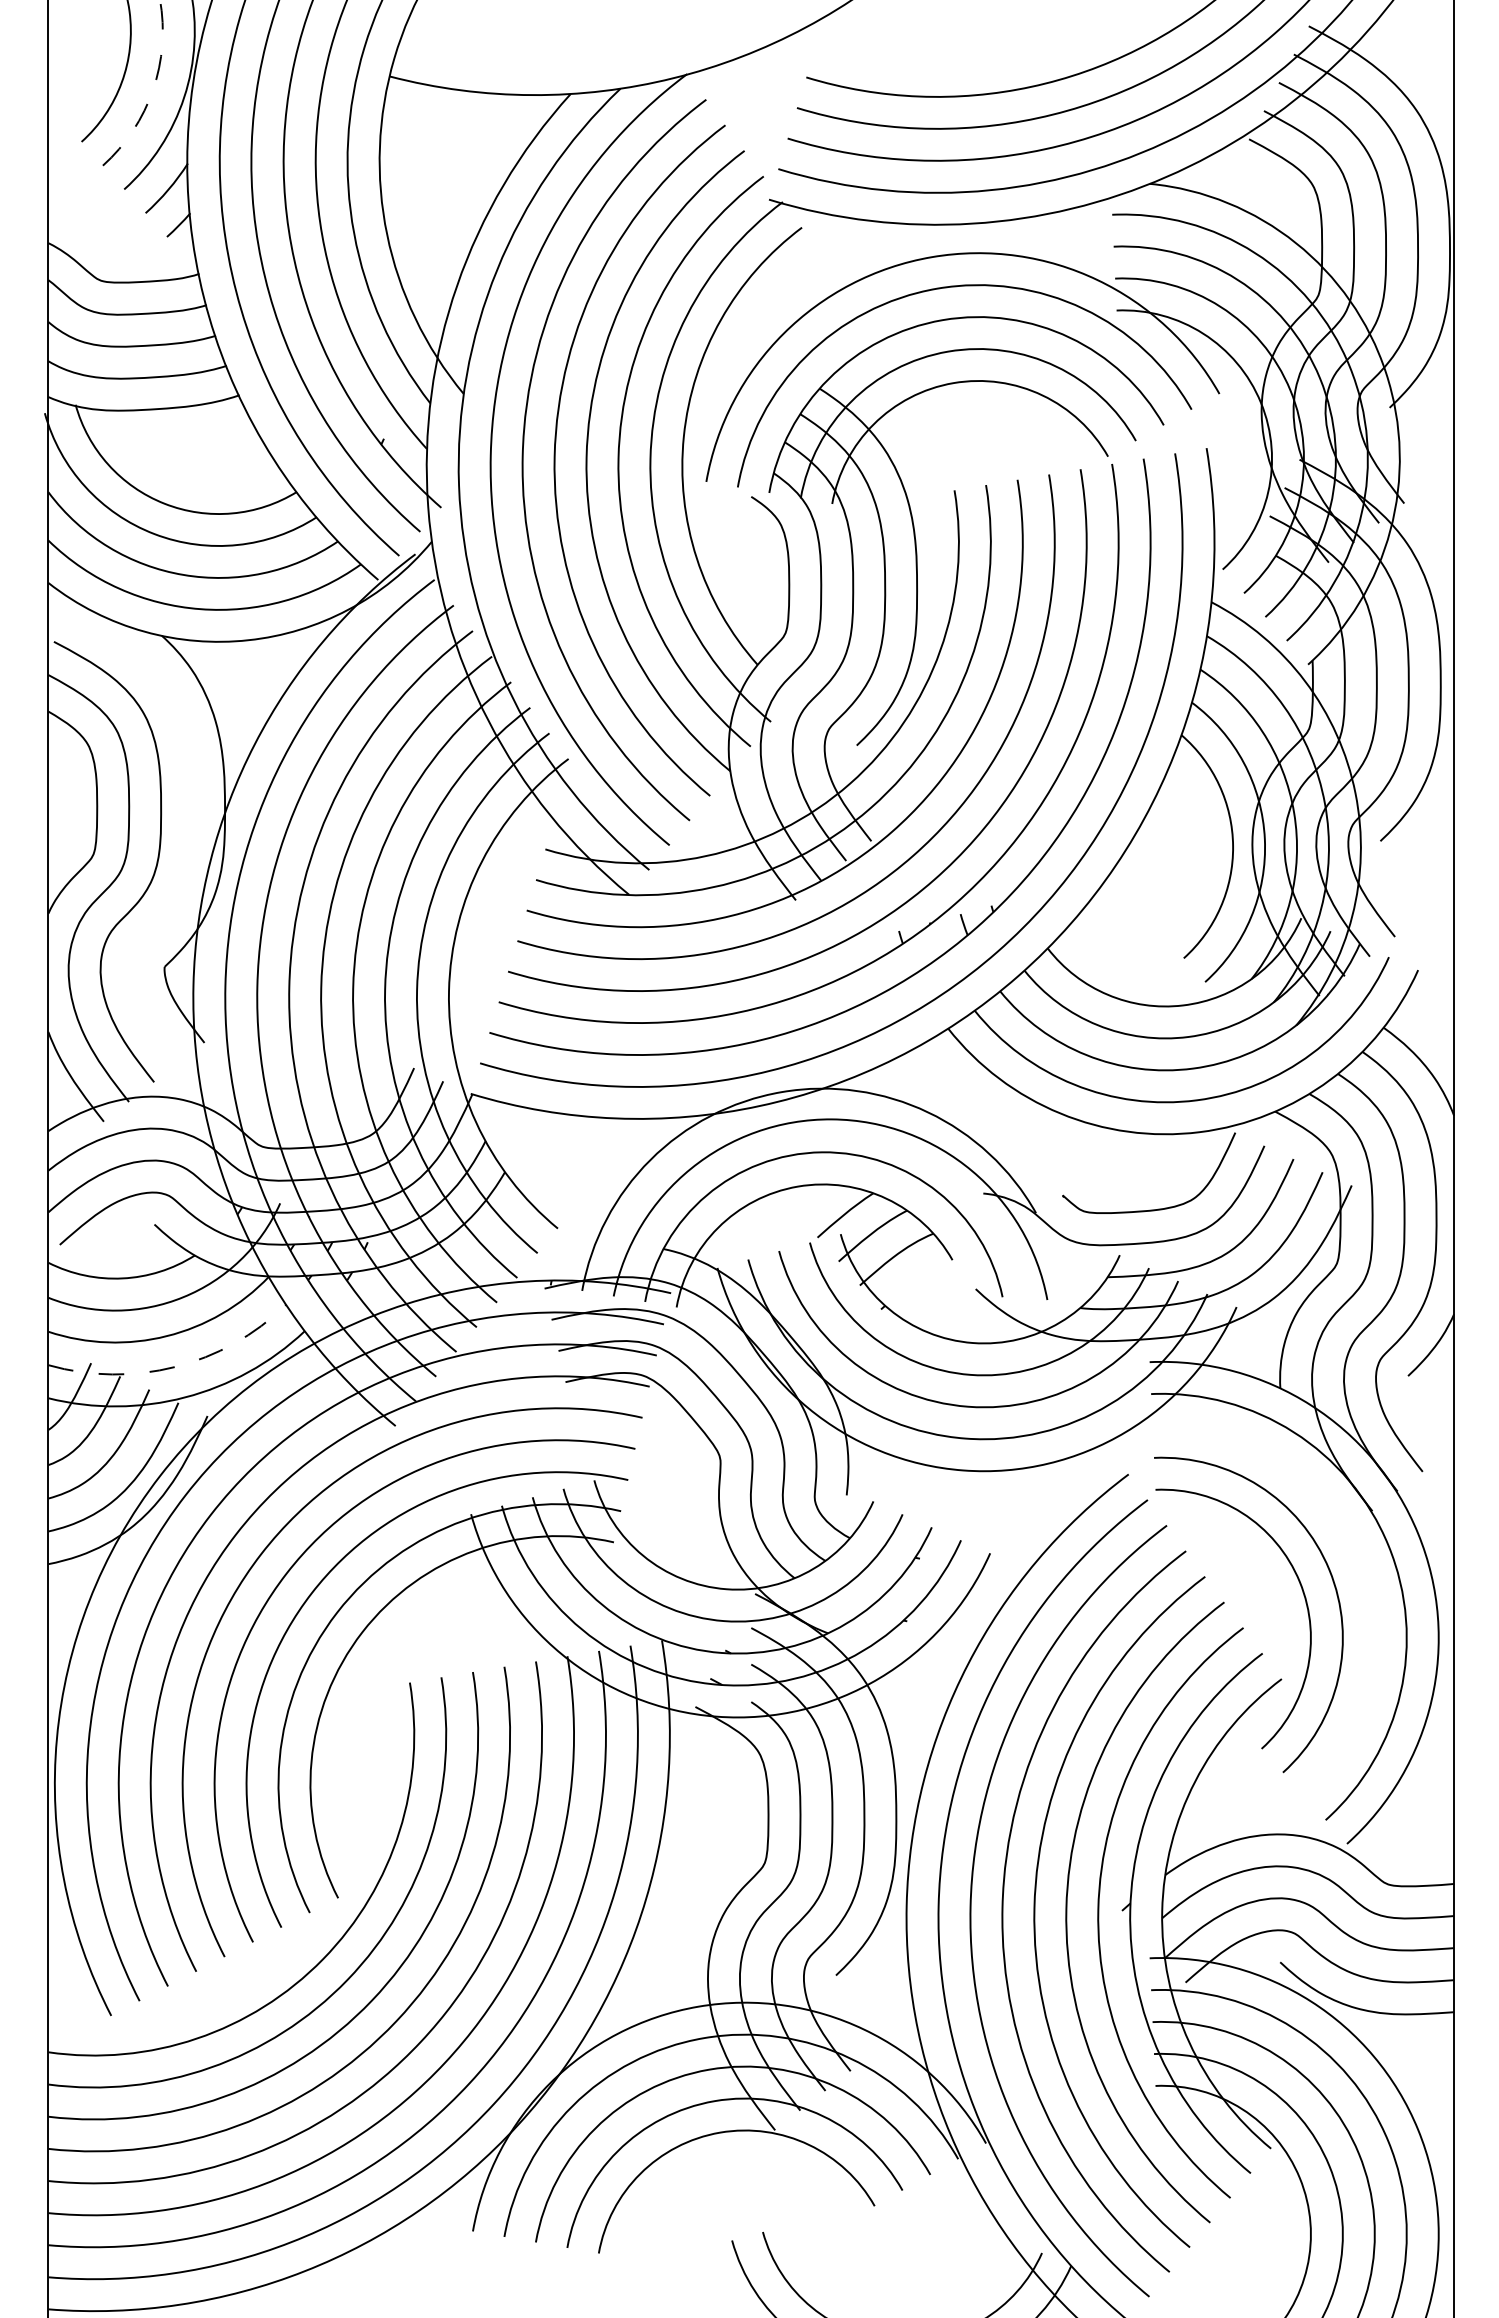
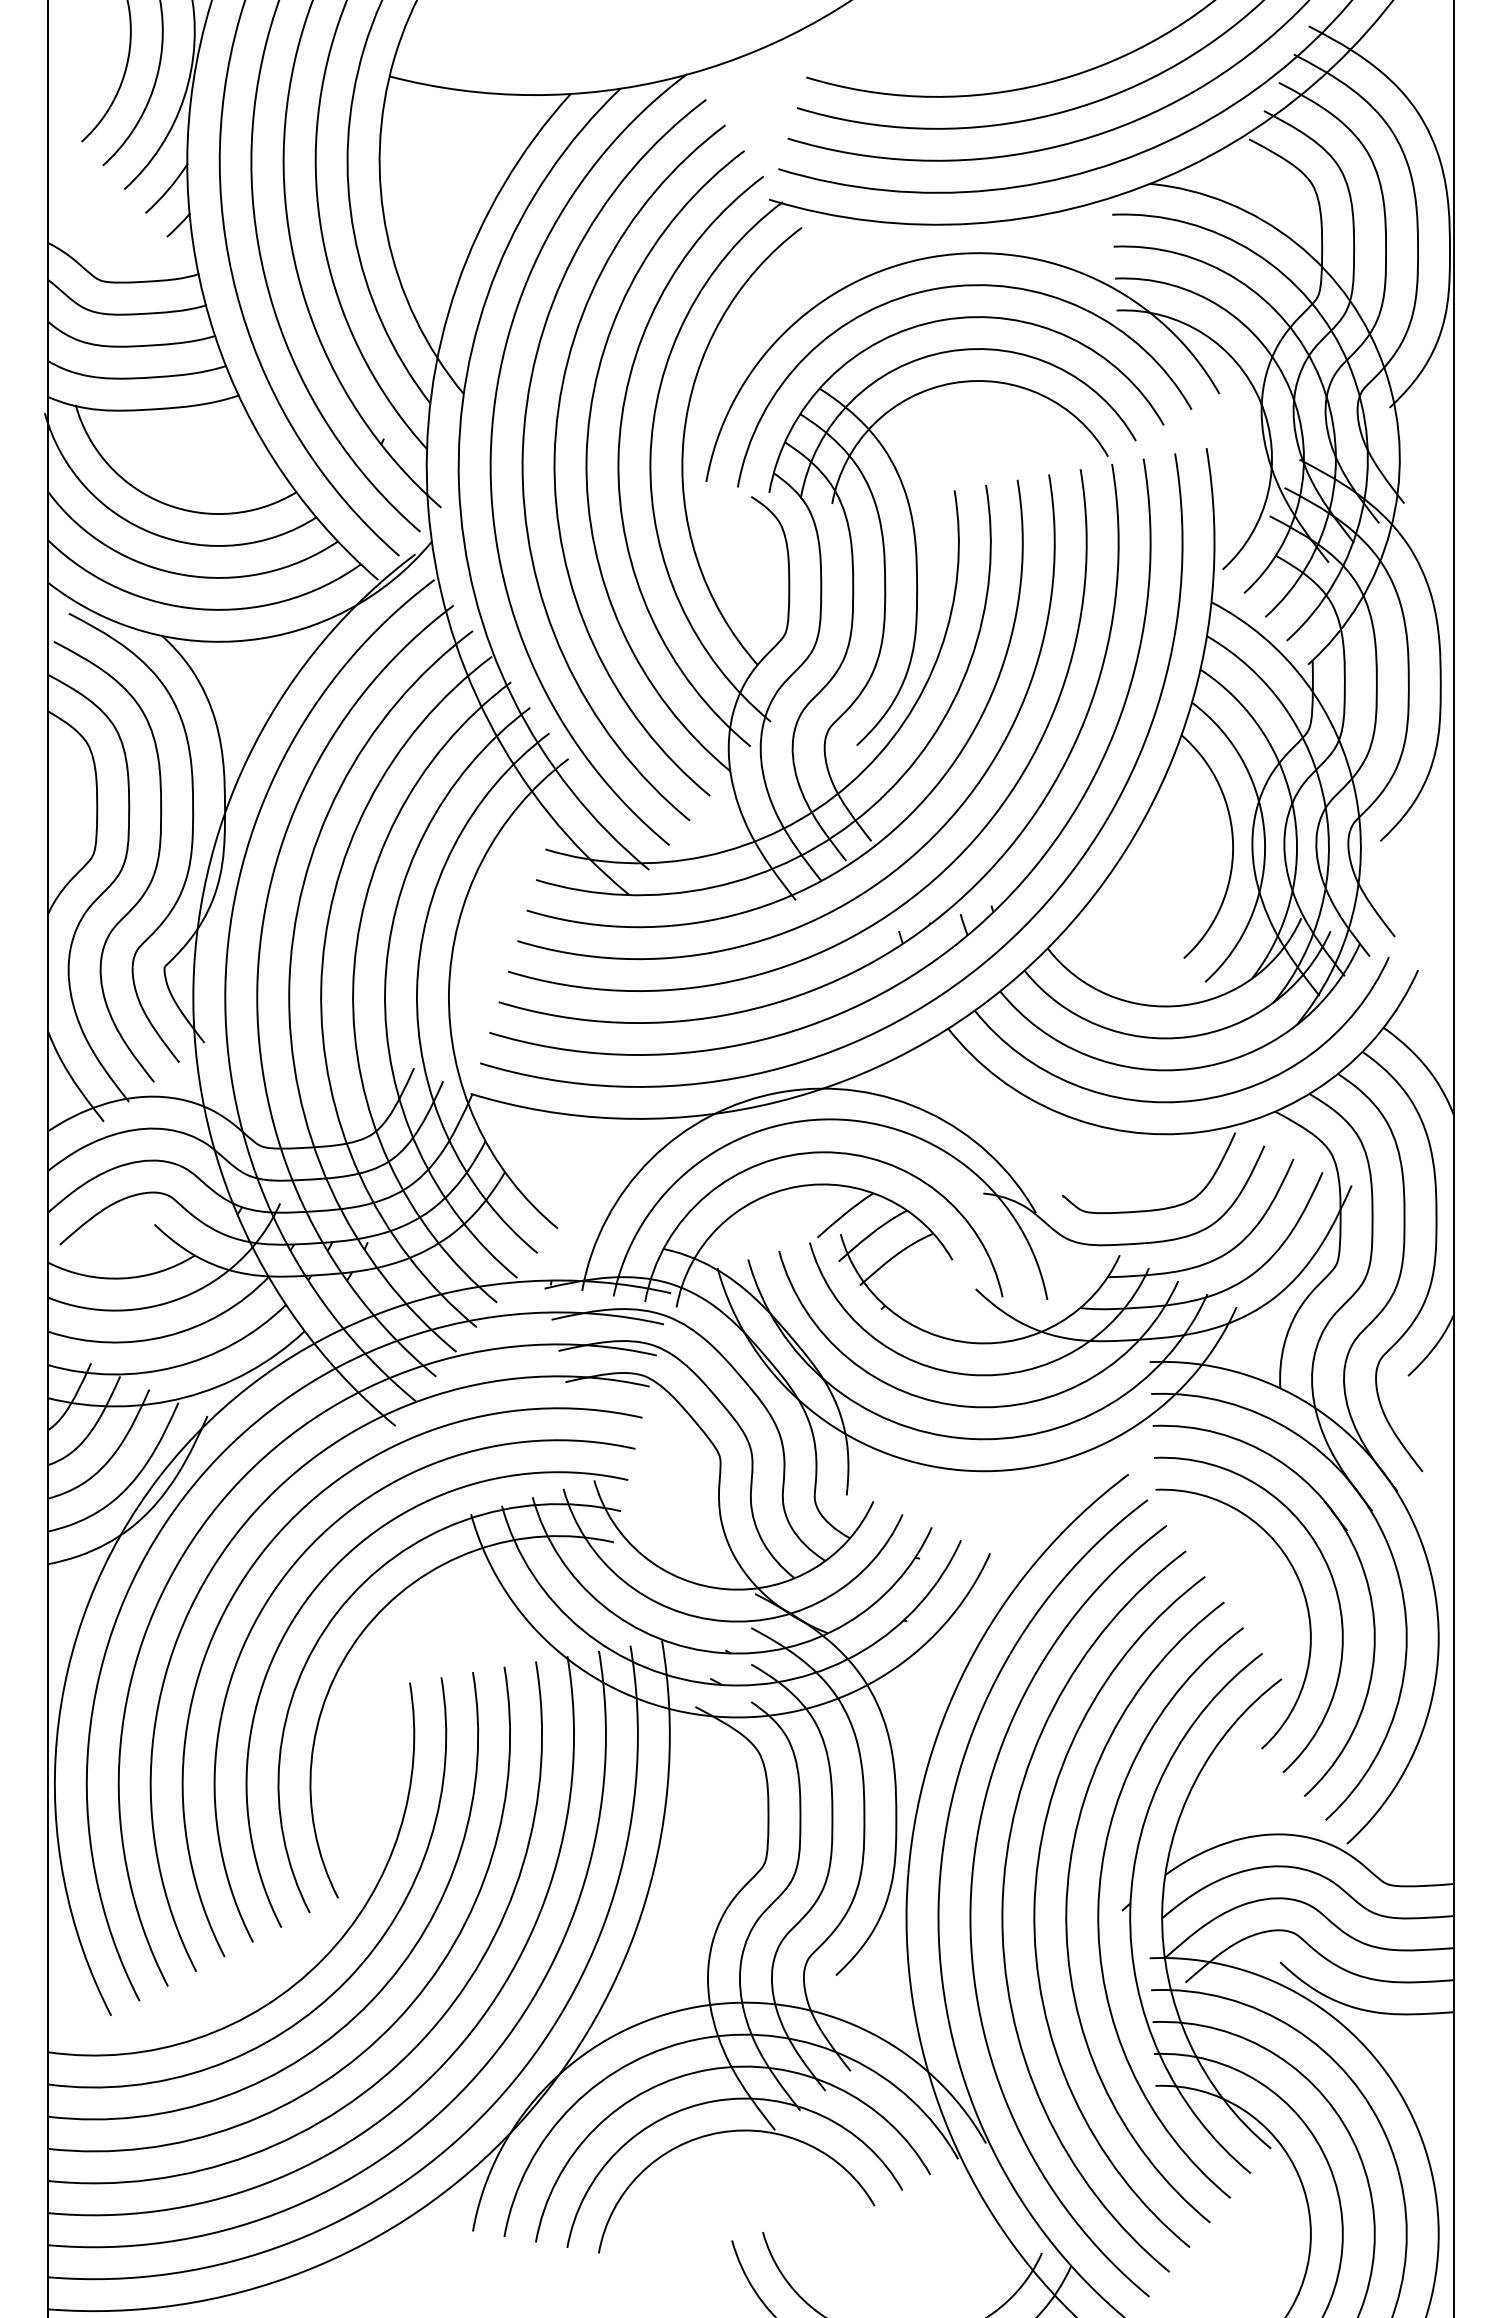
arc: dashed -> solid (153, 89)
curve: none -> present (191, 837)
arc: dashed -> solid (175, 1366)
part: none -> present (1364, 1577)
